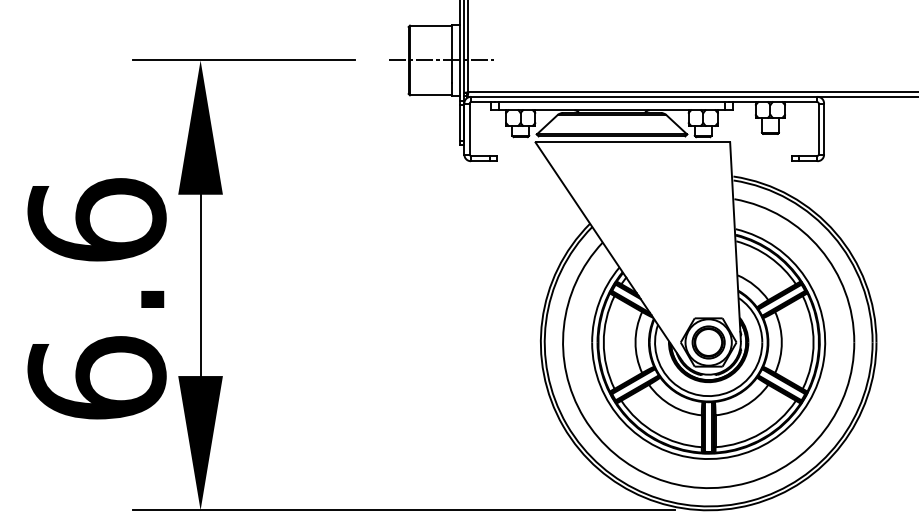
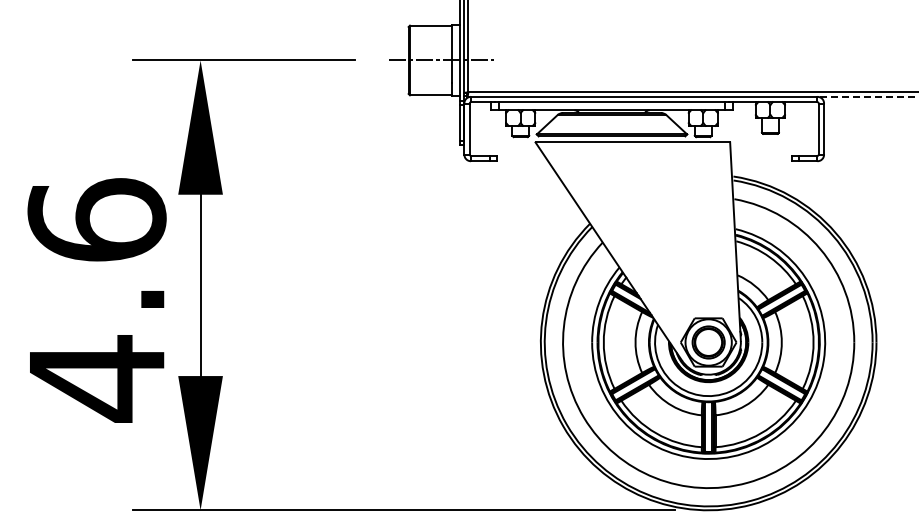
line: solid -> dashed (867, 96)
text: 6.6 -> 4.6 (96, 378)
